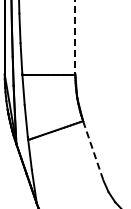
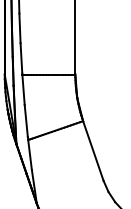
line: dashed -> solid (75, 37)
line: dashed -> solid (93, 151)
